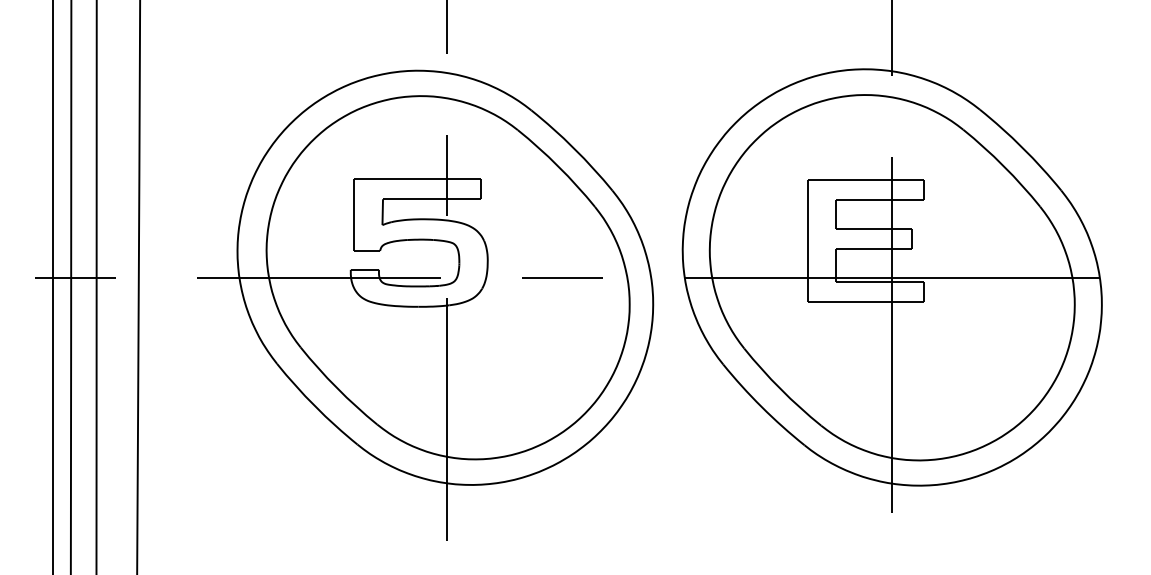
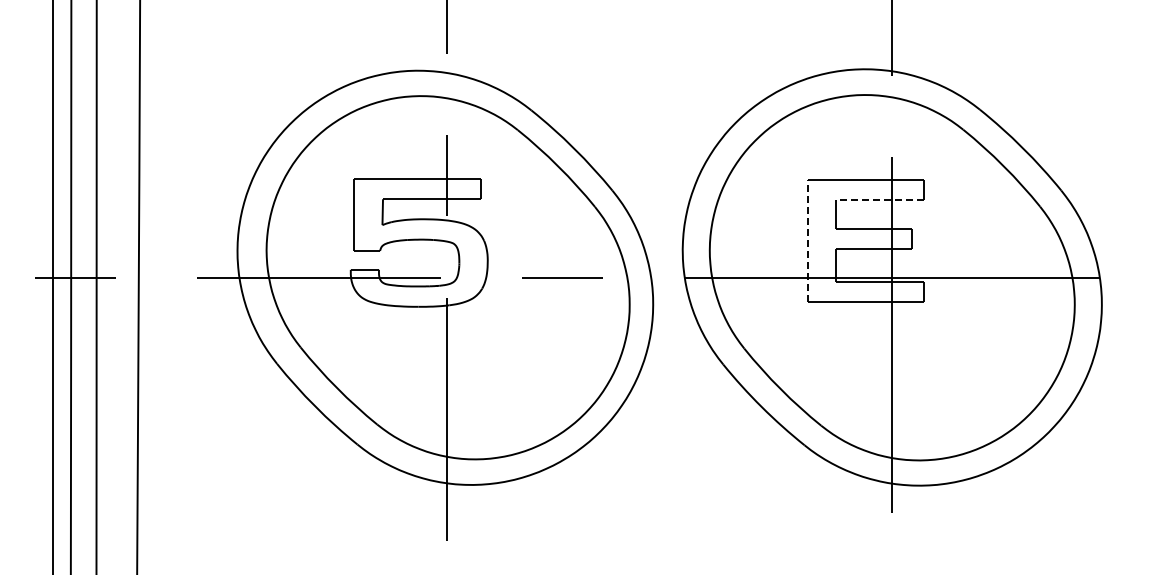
line: solid -> dashed (879, 199)
line: solid -> dashed (807, 240)
